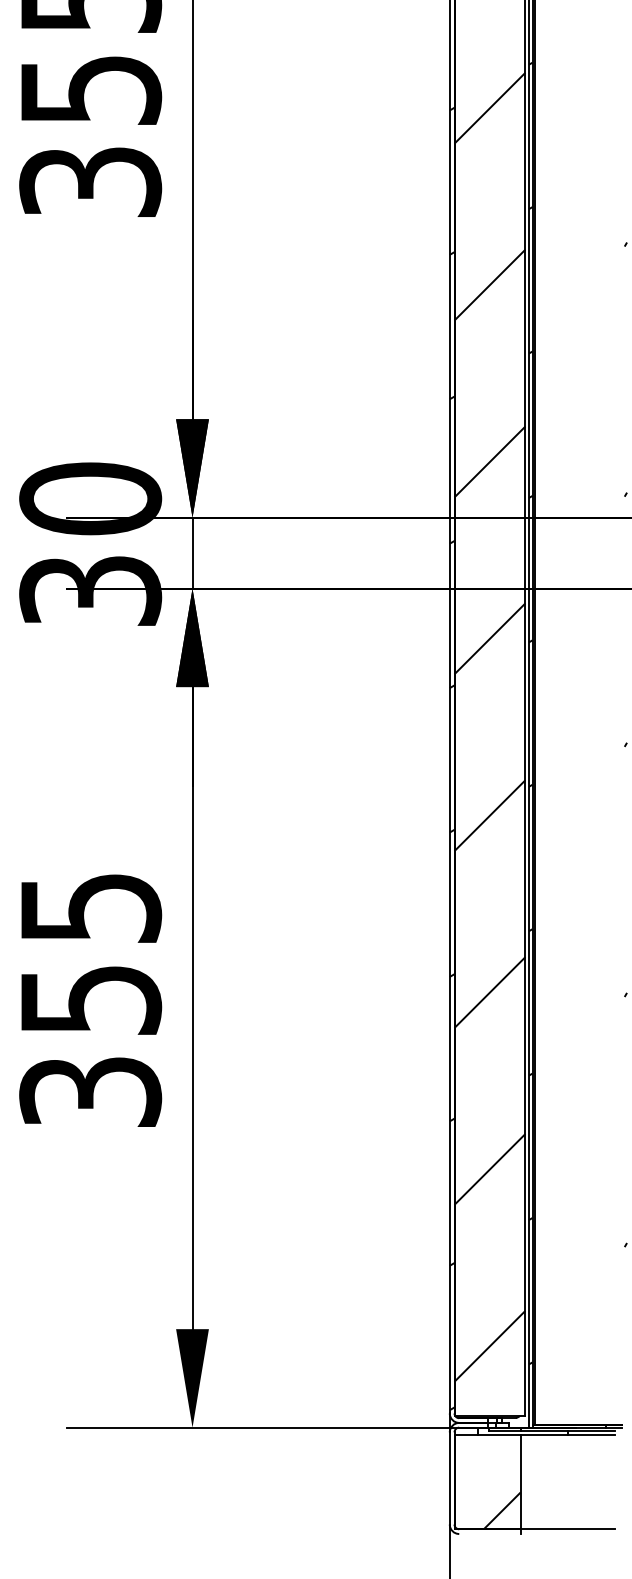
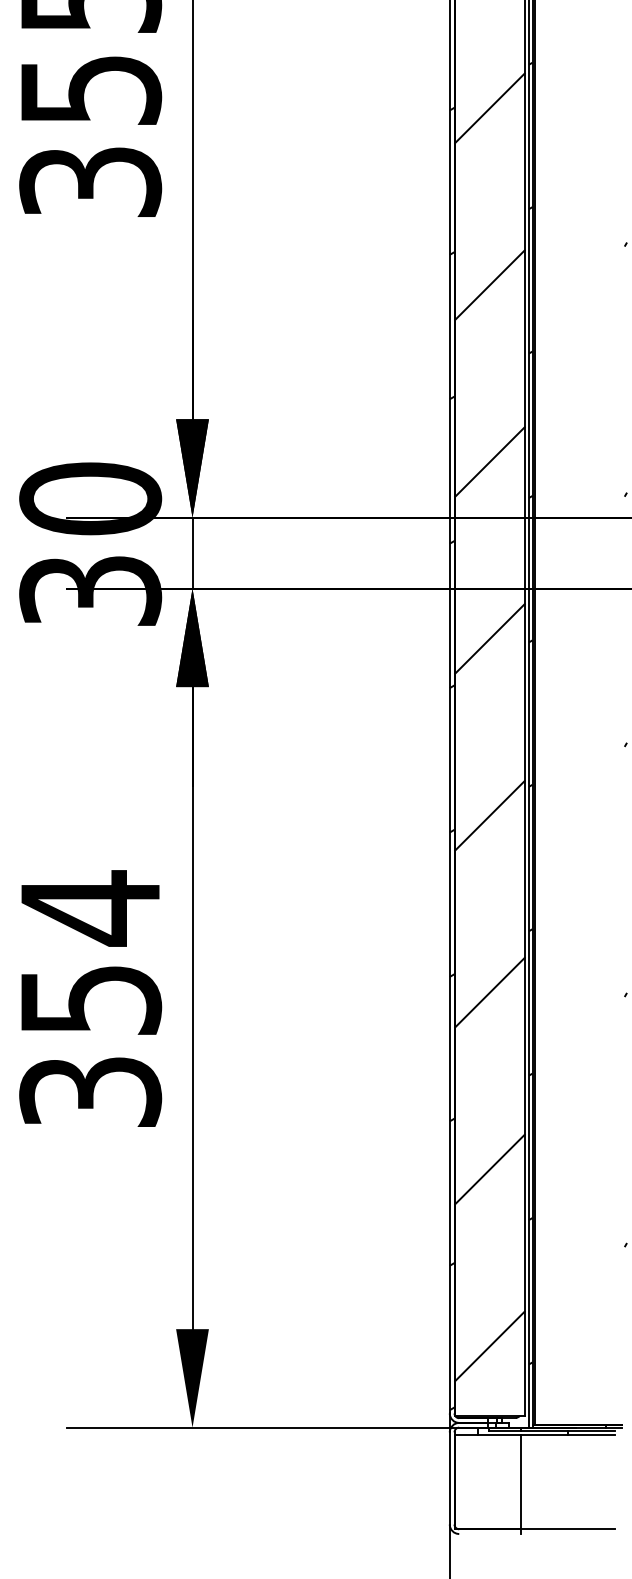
text: 355 -> 354 (91, 908)
hatch: present -> none (501, 1510)
